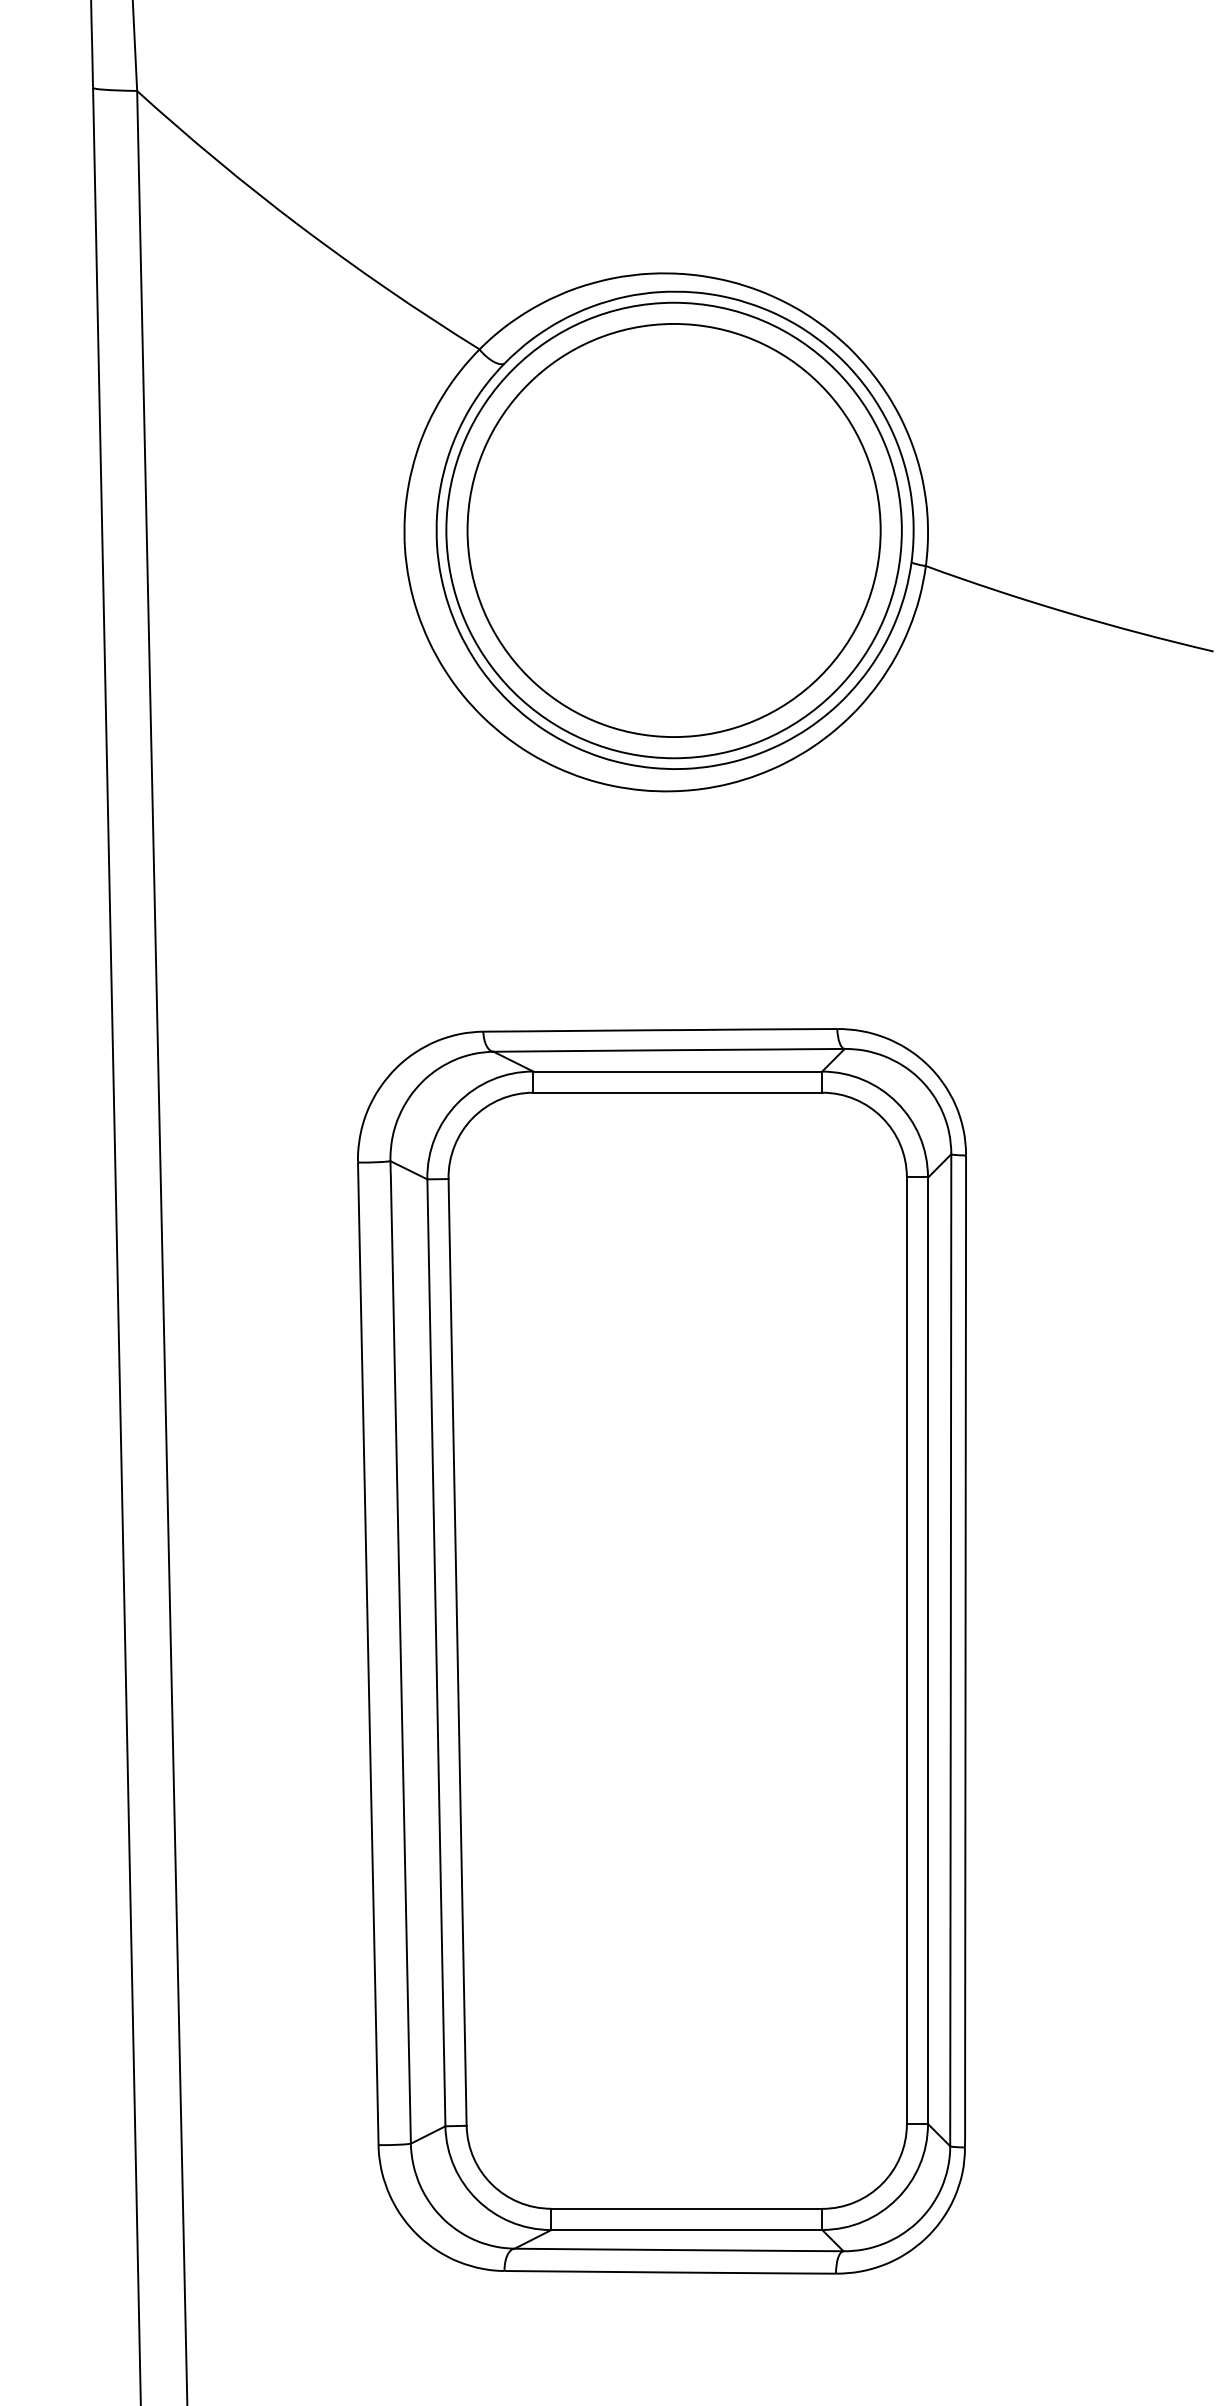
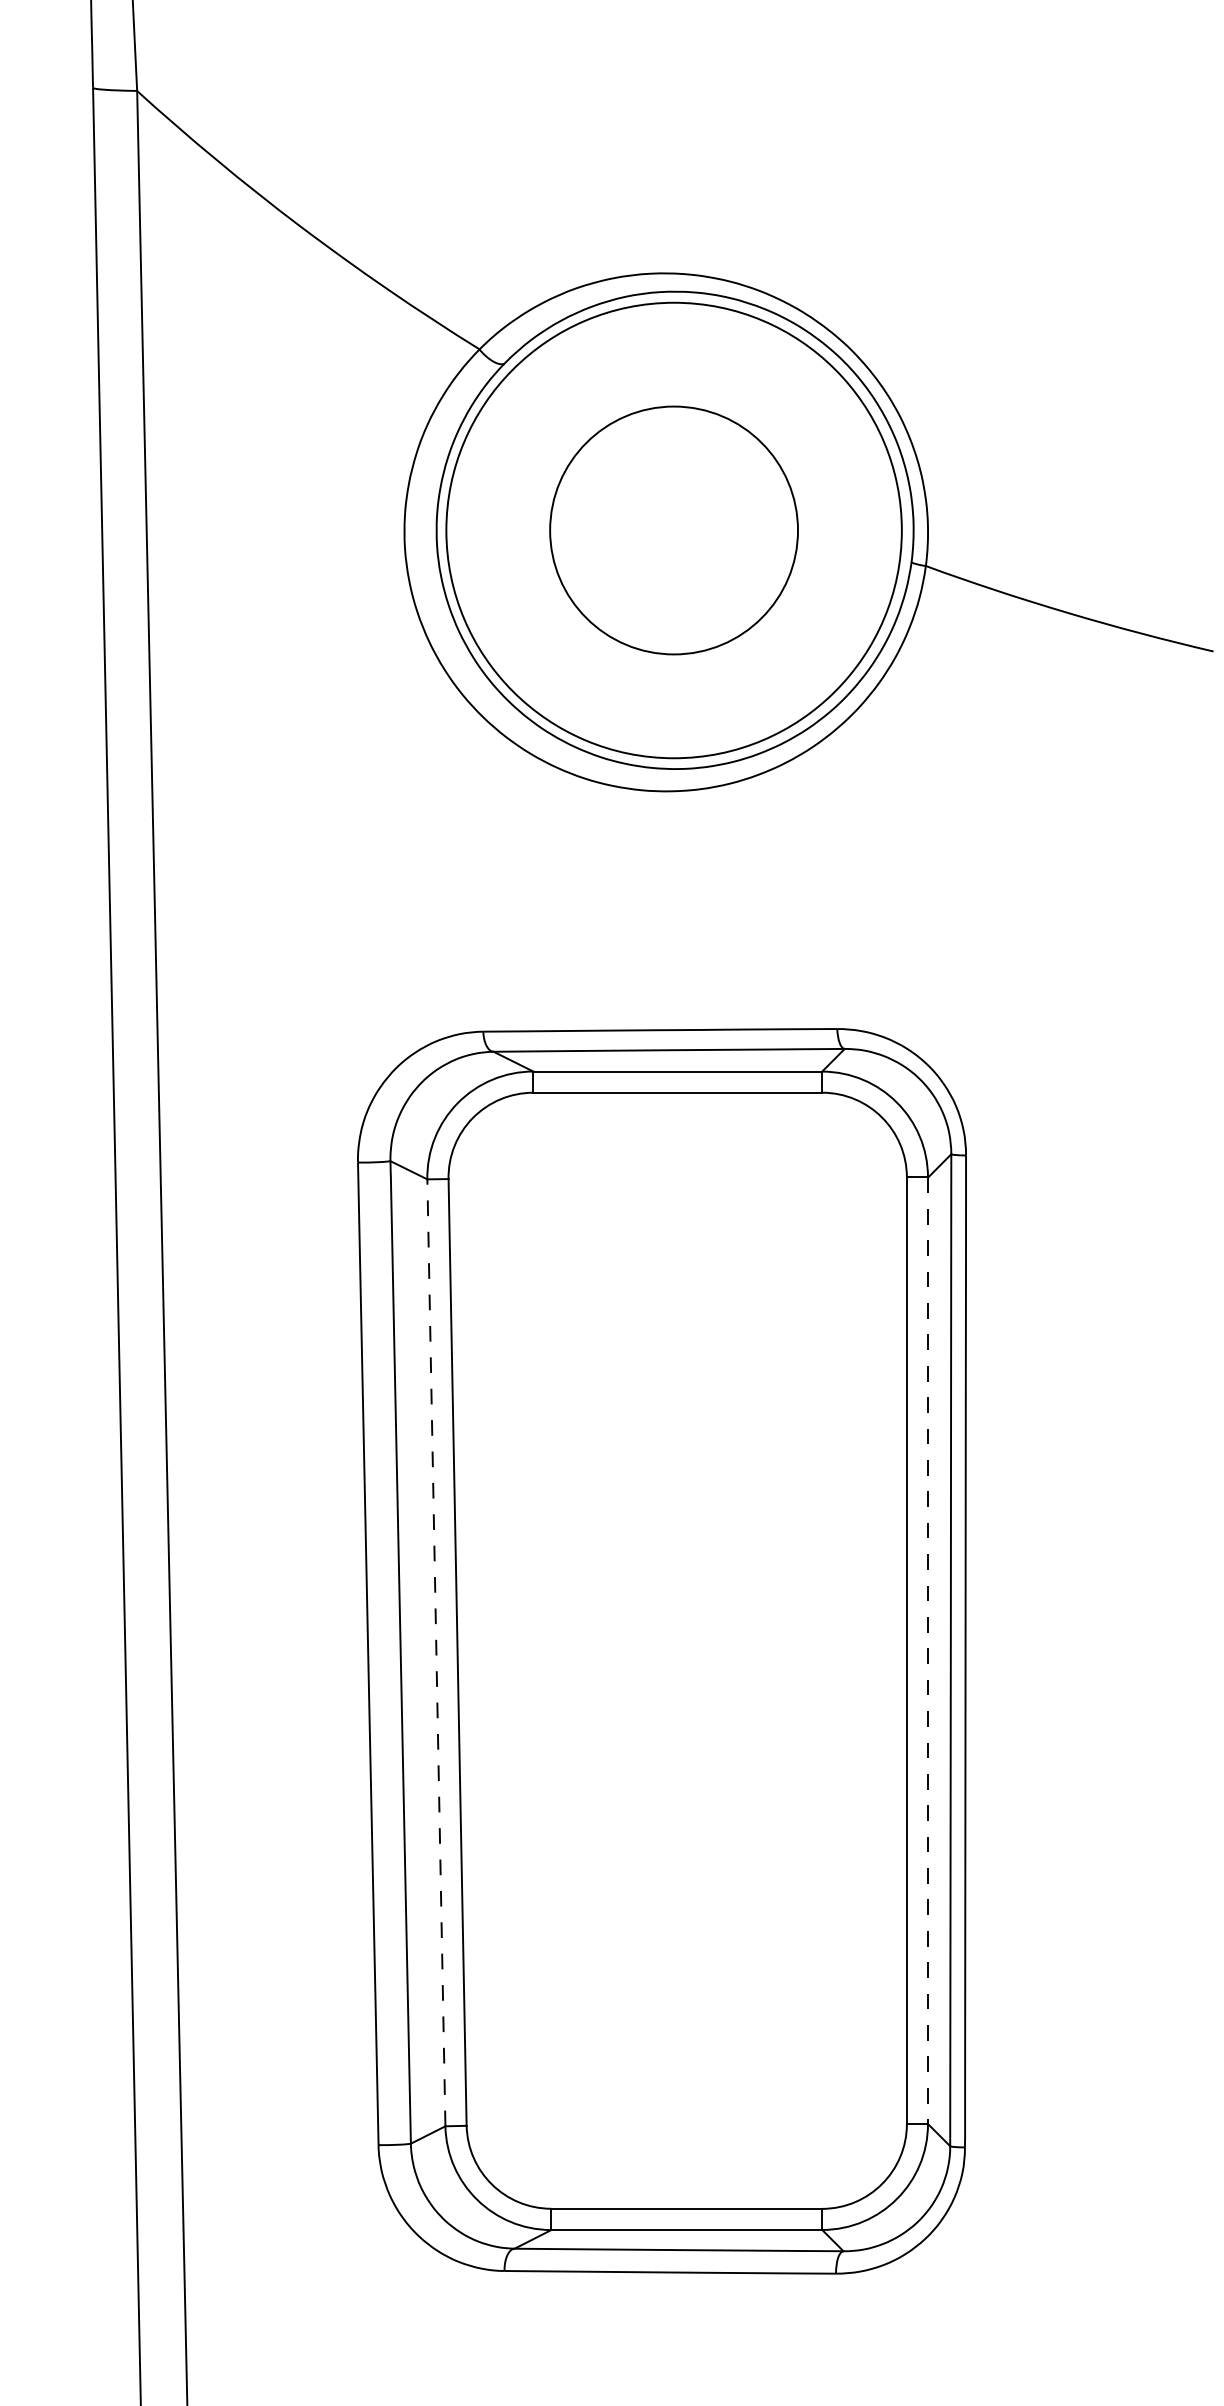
circle size: 416x415 px -> 250x251 px (673, 530)
line: solid -> dashed (928, 1651)
line: solid -> dashed (436, 1652)
